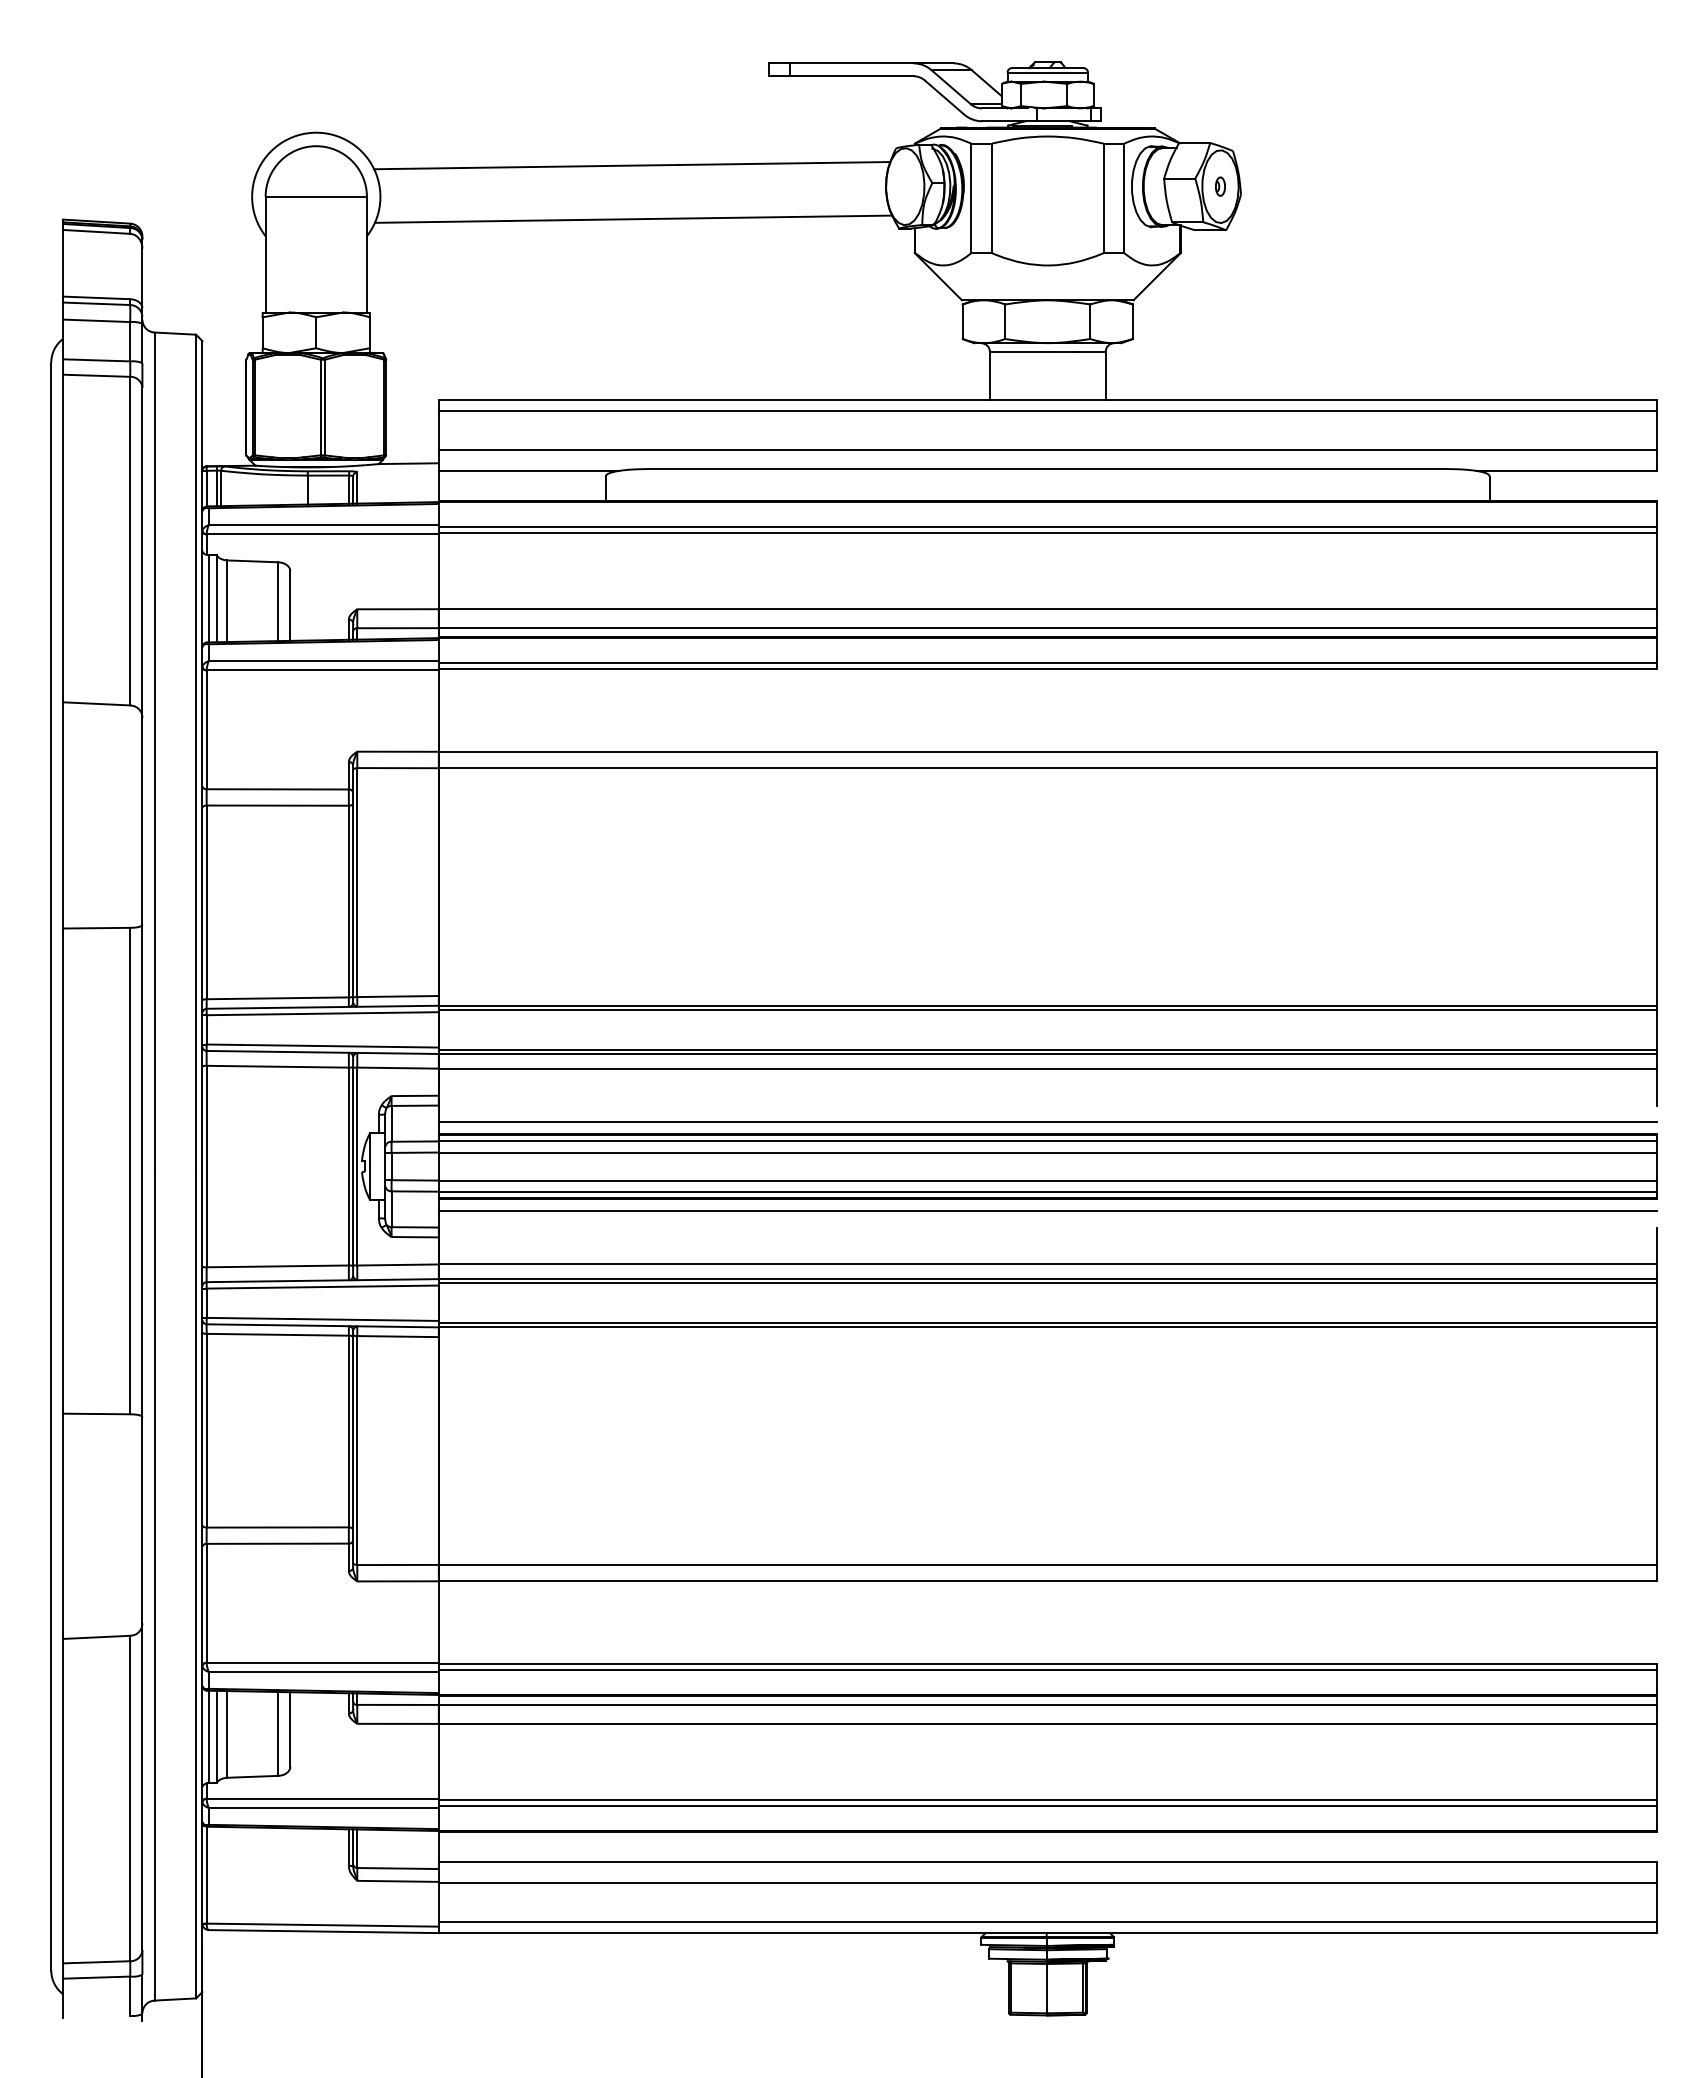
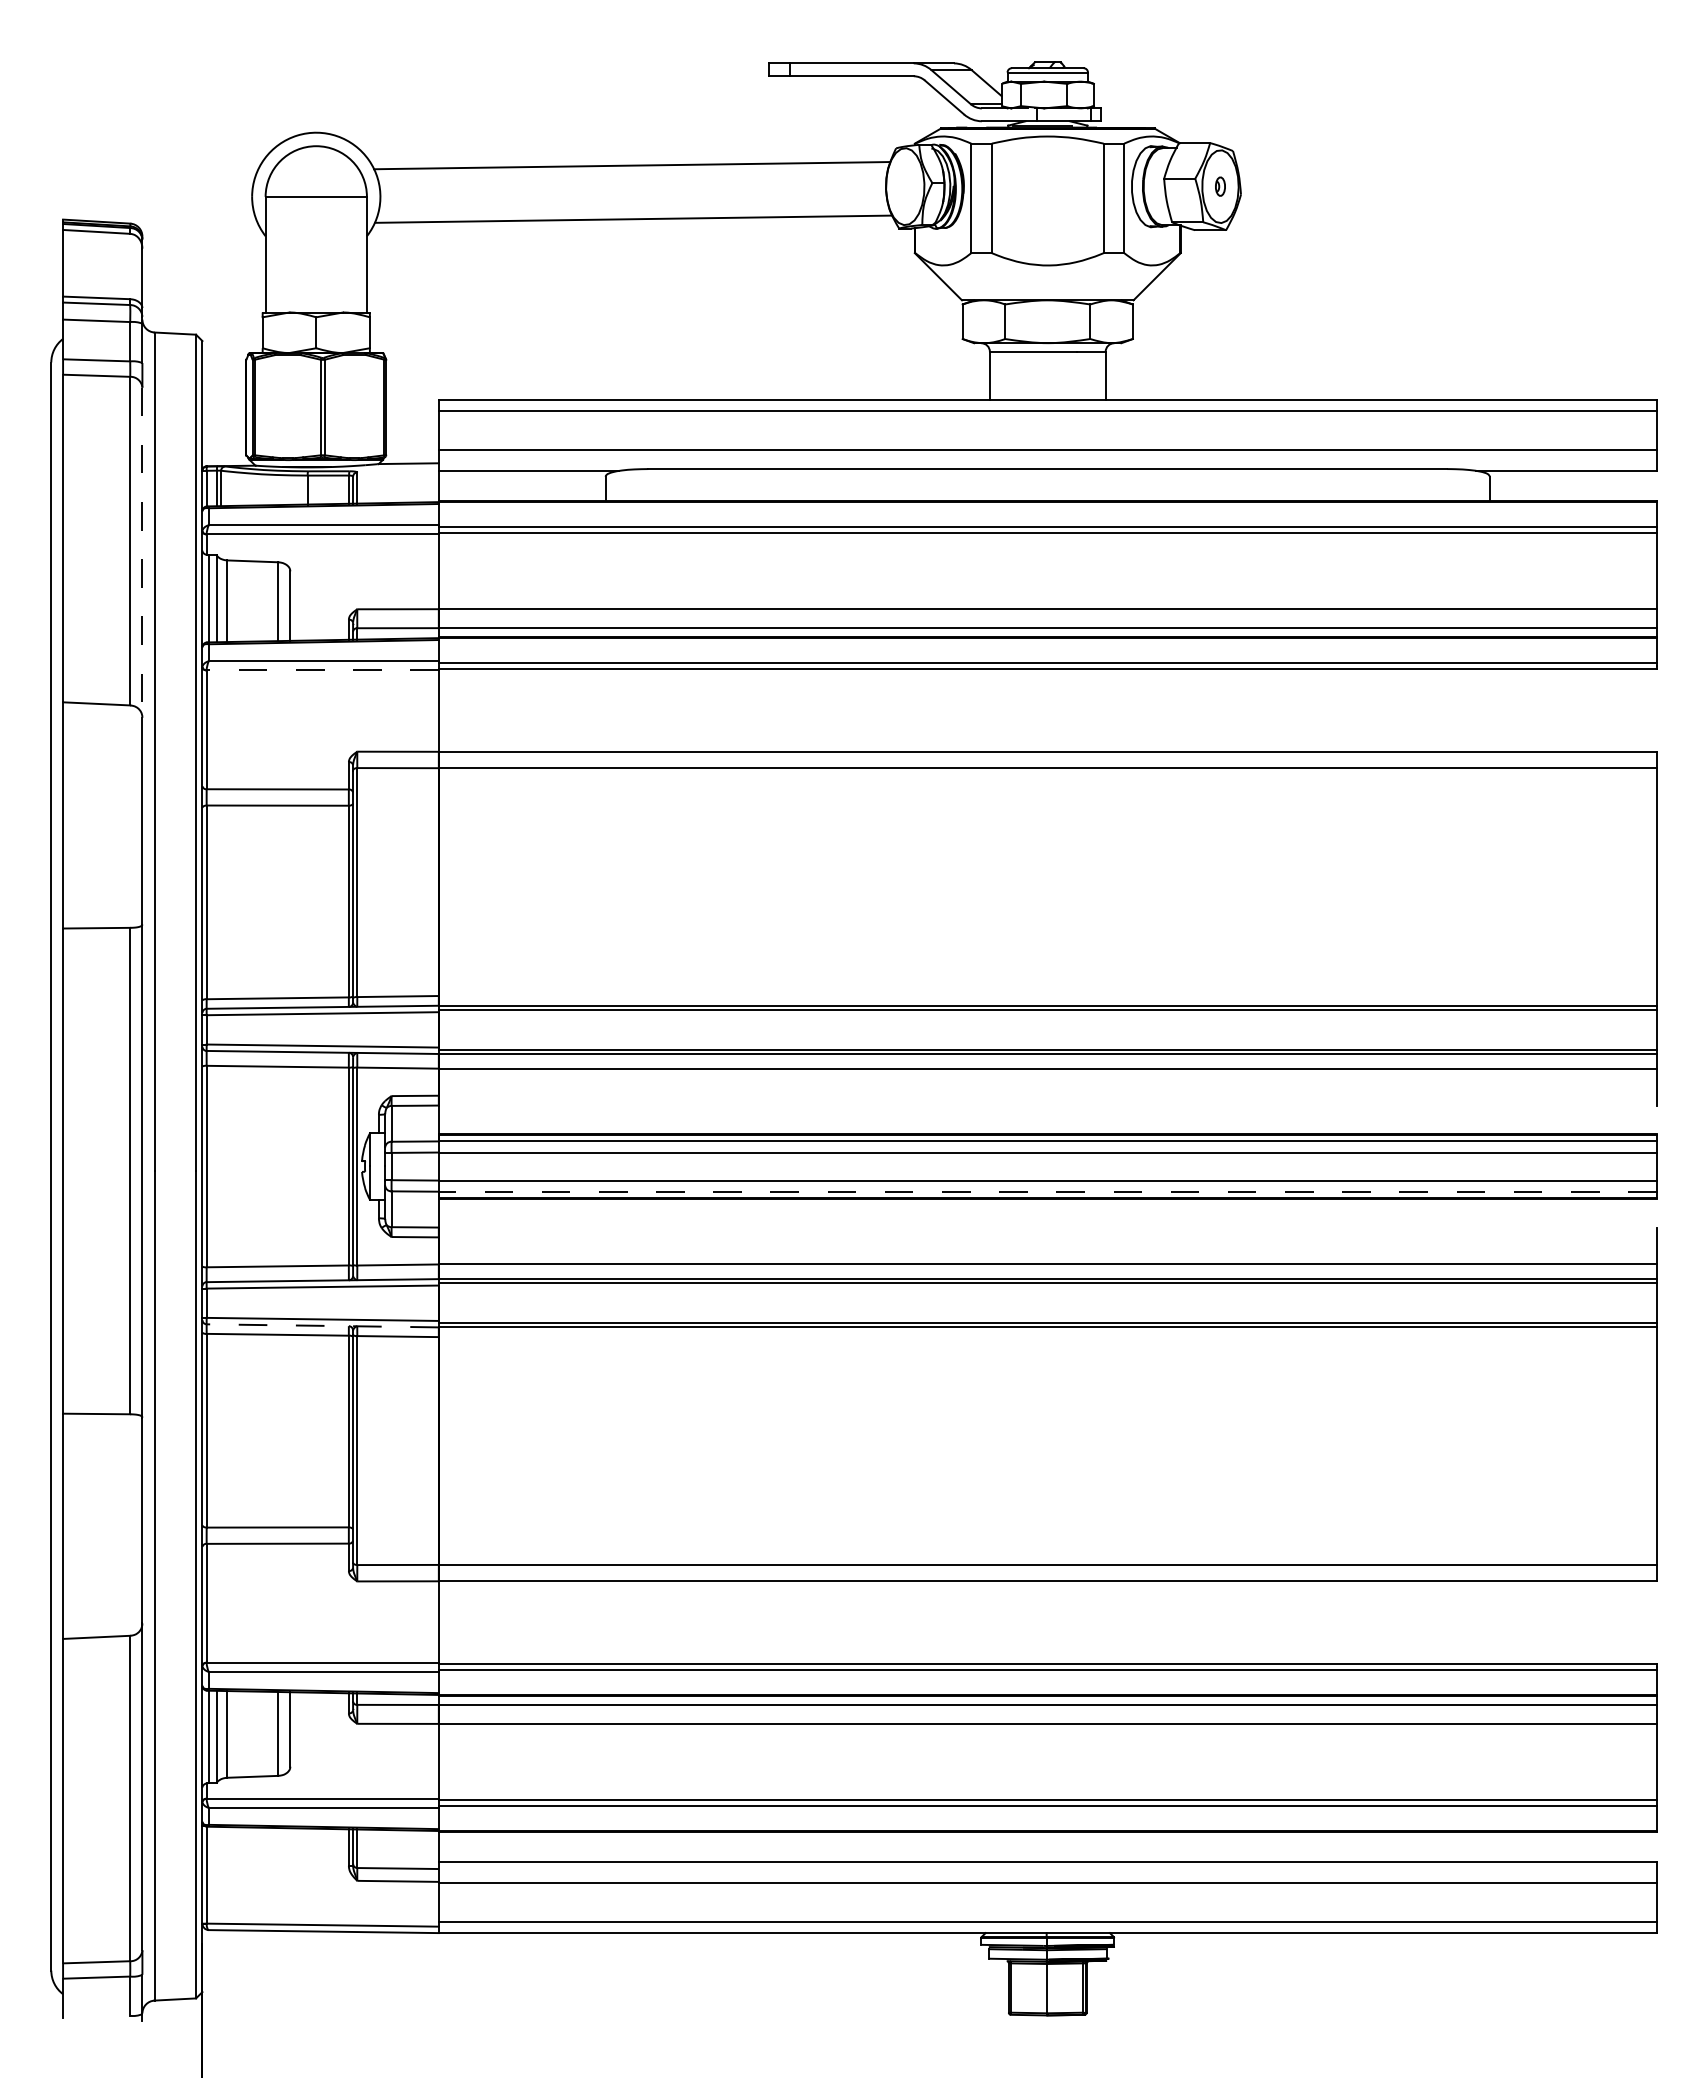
line: solid -> dashed (142, 553)
line: solid -> dashed (322, 670)
line: present -> none (1047, 1122)
line: solid -> dashed (1047, 1191)
line: present -> none (1047, 1210)
line: solid -> dashed (322, 1325)
